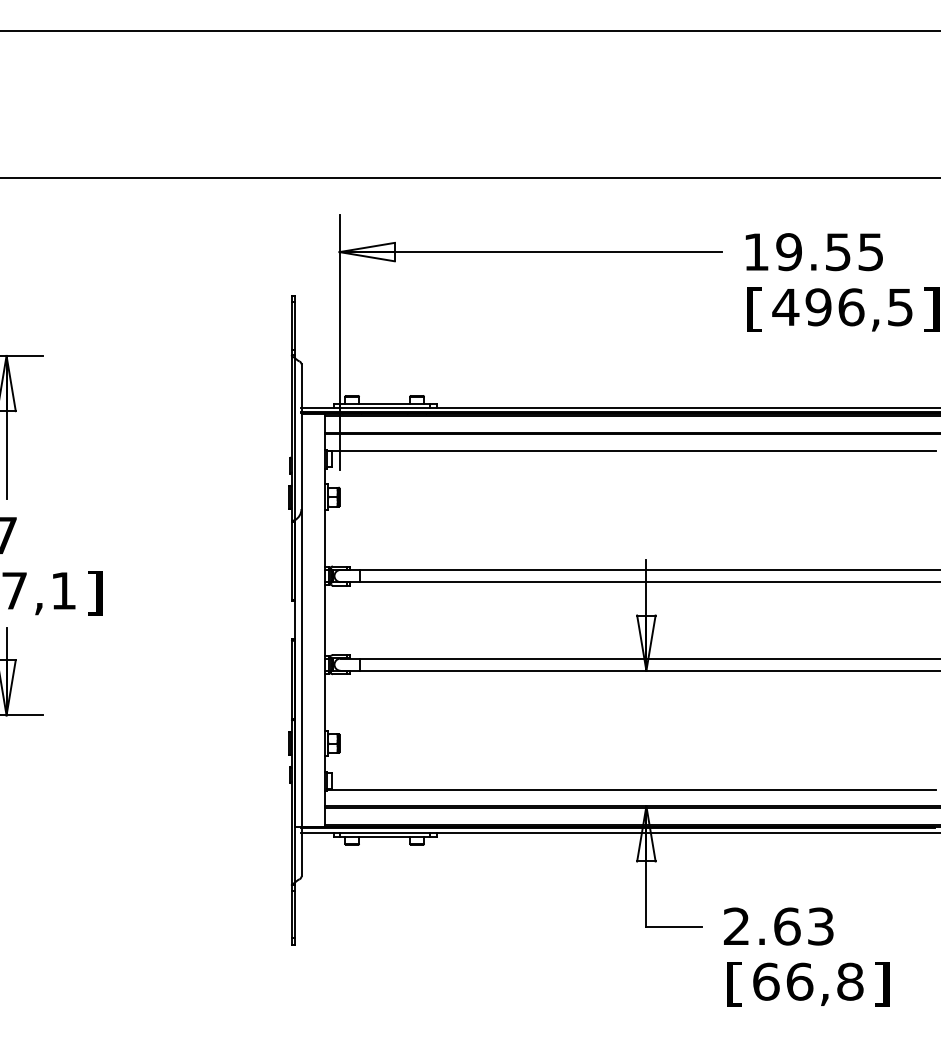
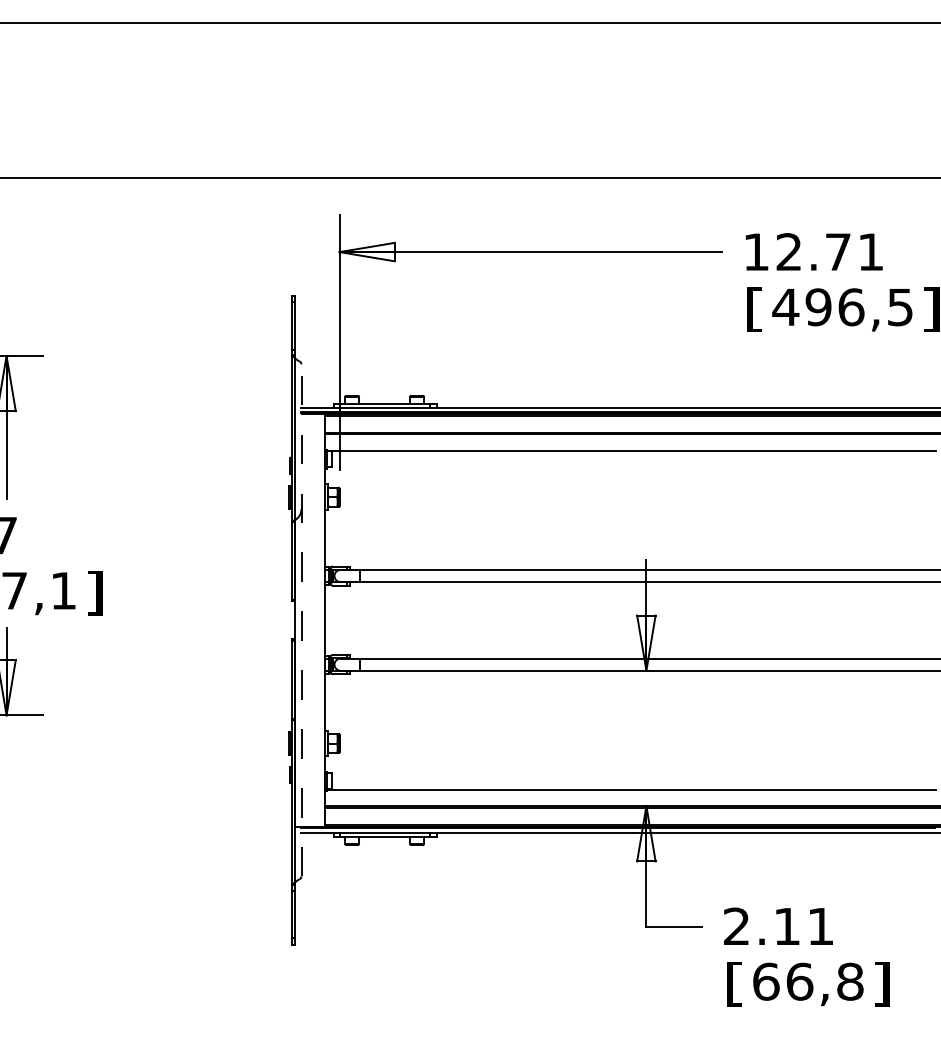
line position: (469, 31) -> (469, 23) (469, 23)
text: 19.55 -> 12.71 (829, 252)
line: solid -> dashed (301, 619)
text: 2.63 -> 2.11 (803, 926)
